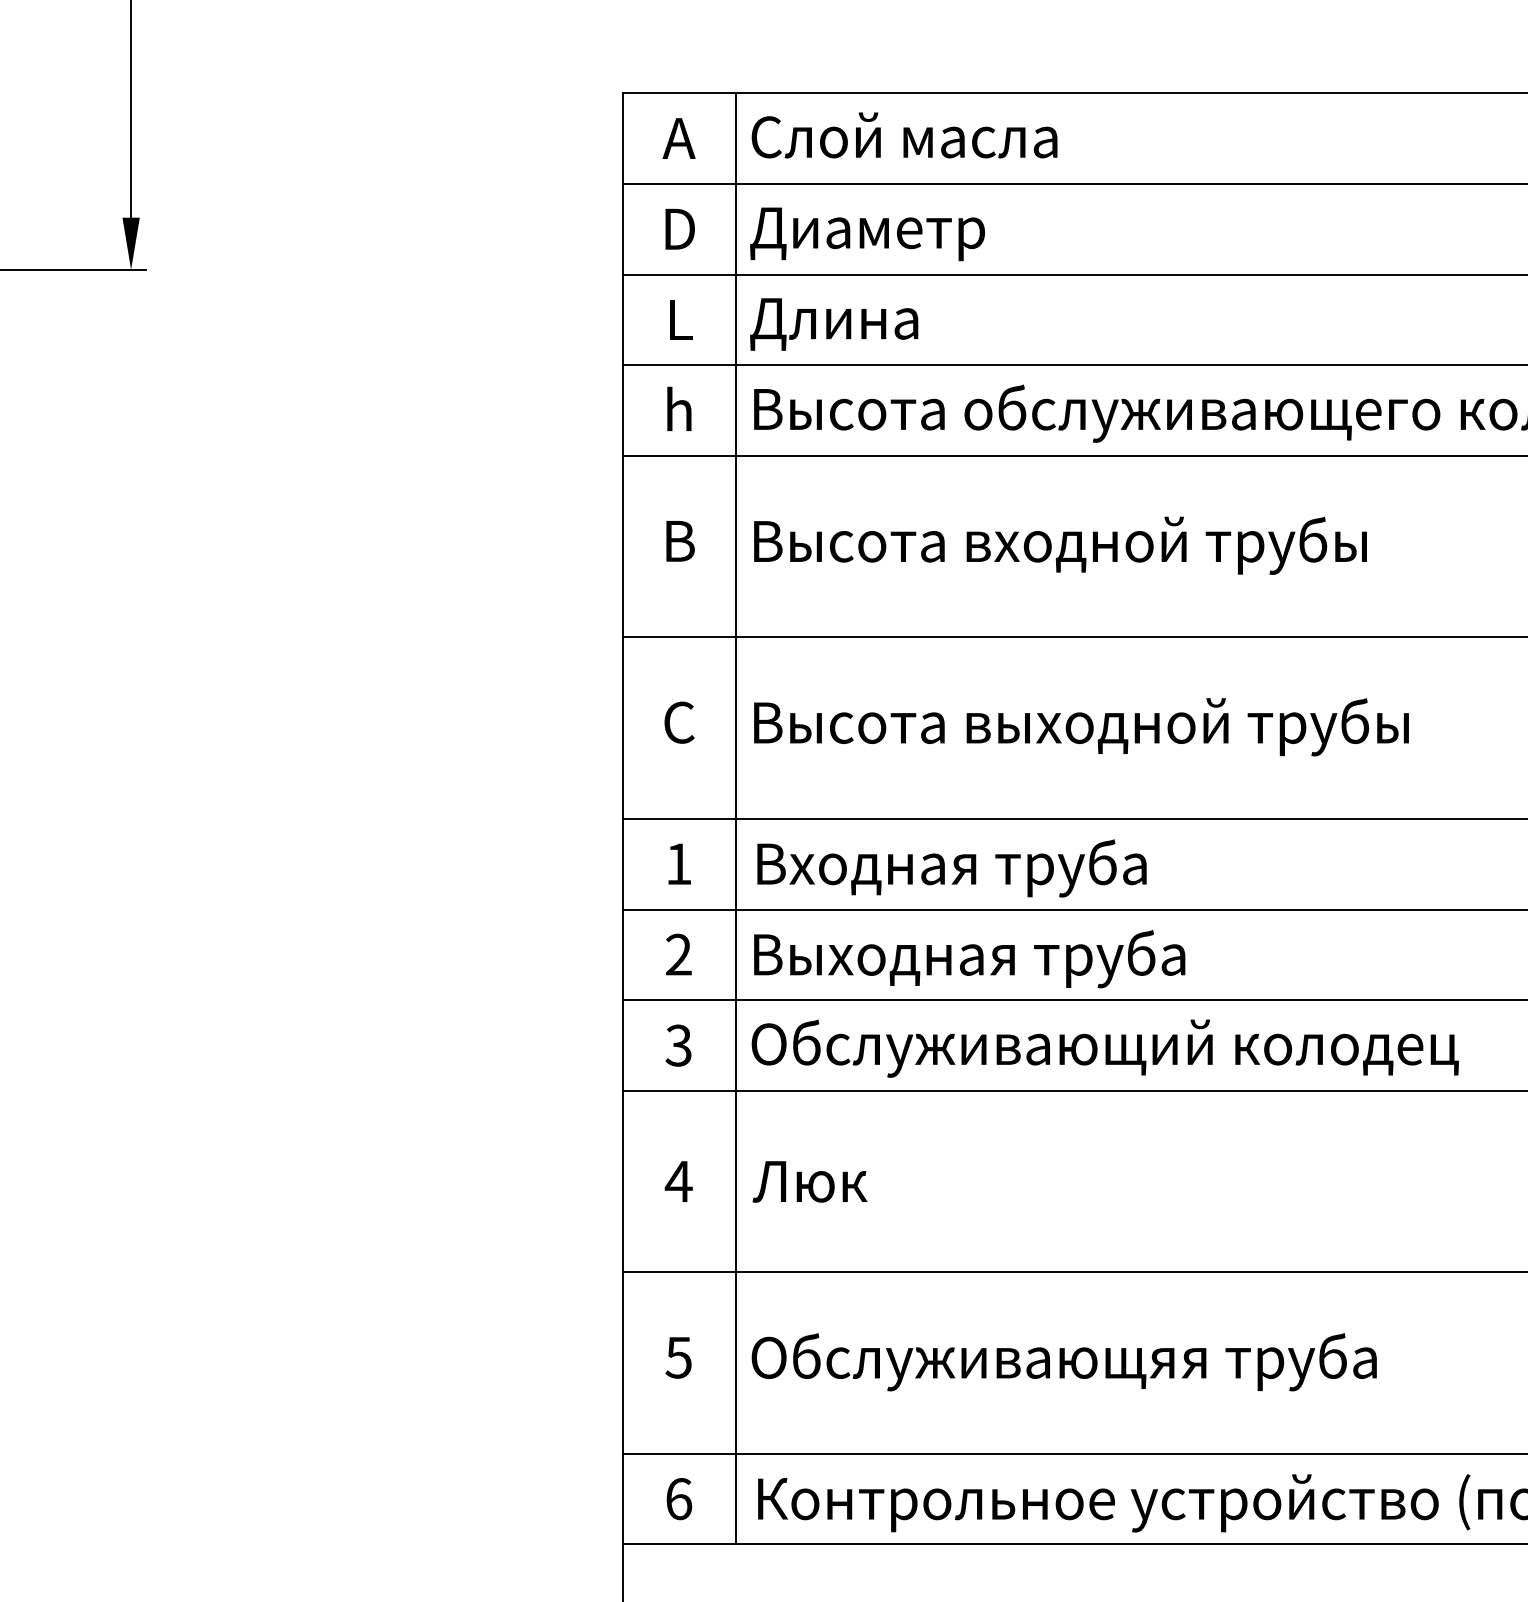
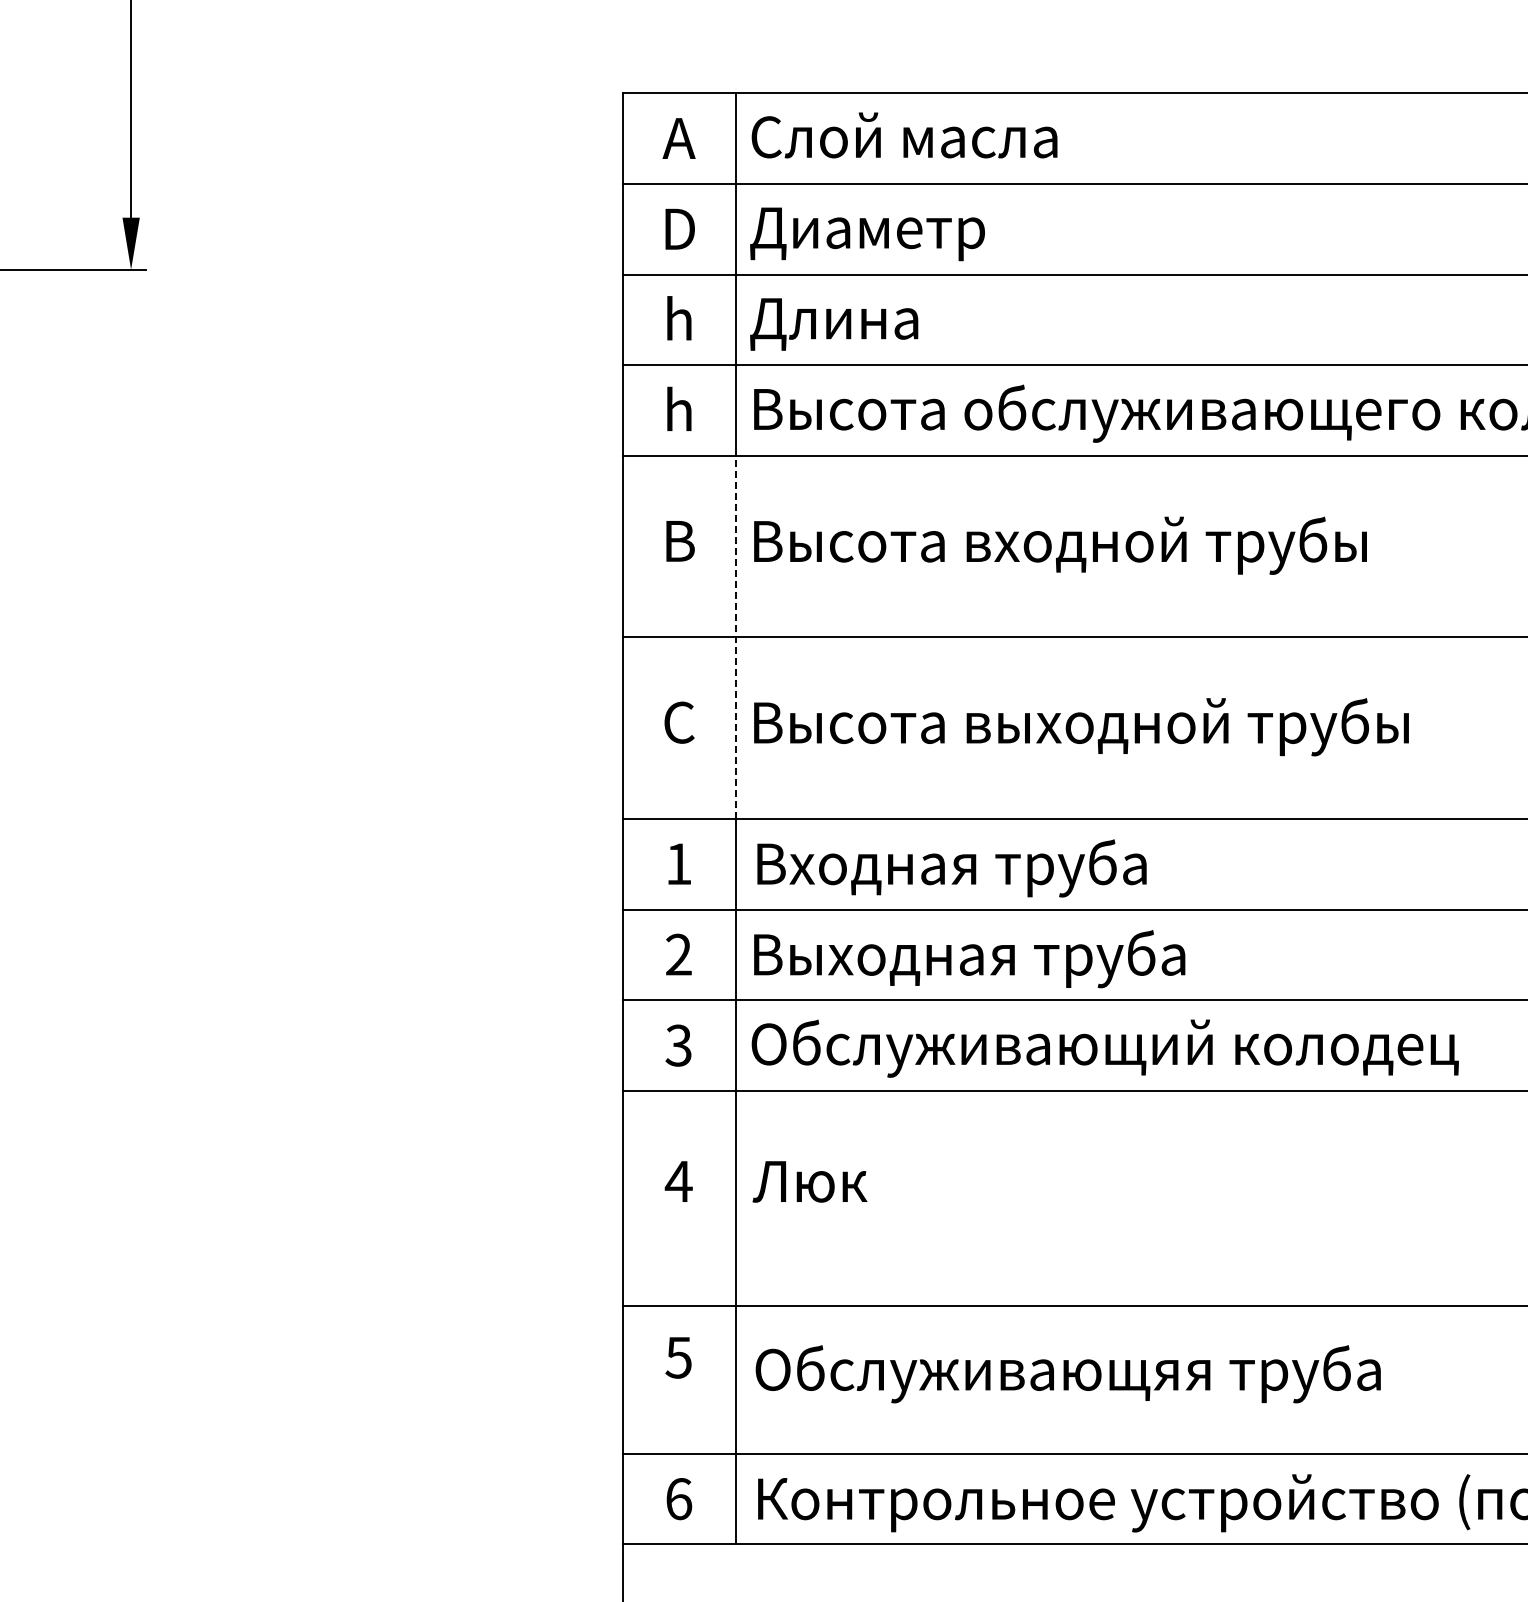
text: L -> h (679, 318)
line: solid -> dashed (736, 636)
line position: (1073, 1272) -> (1073, 1306) (1073, 1306)
text position: (1063, 1362) -> (1067, 1374) (1067, 1374)
